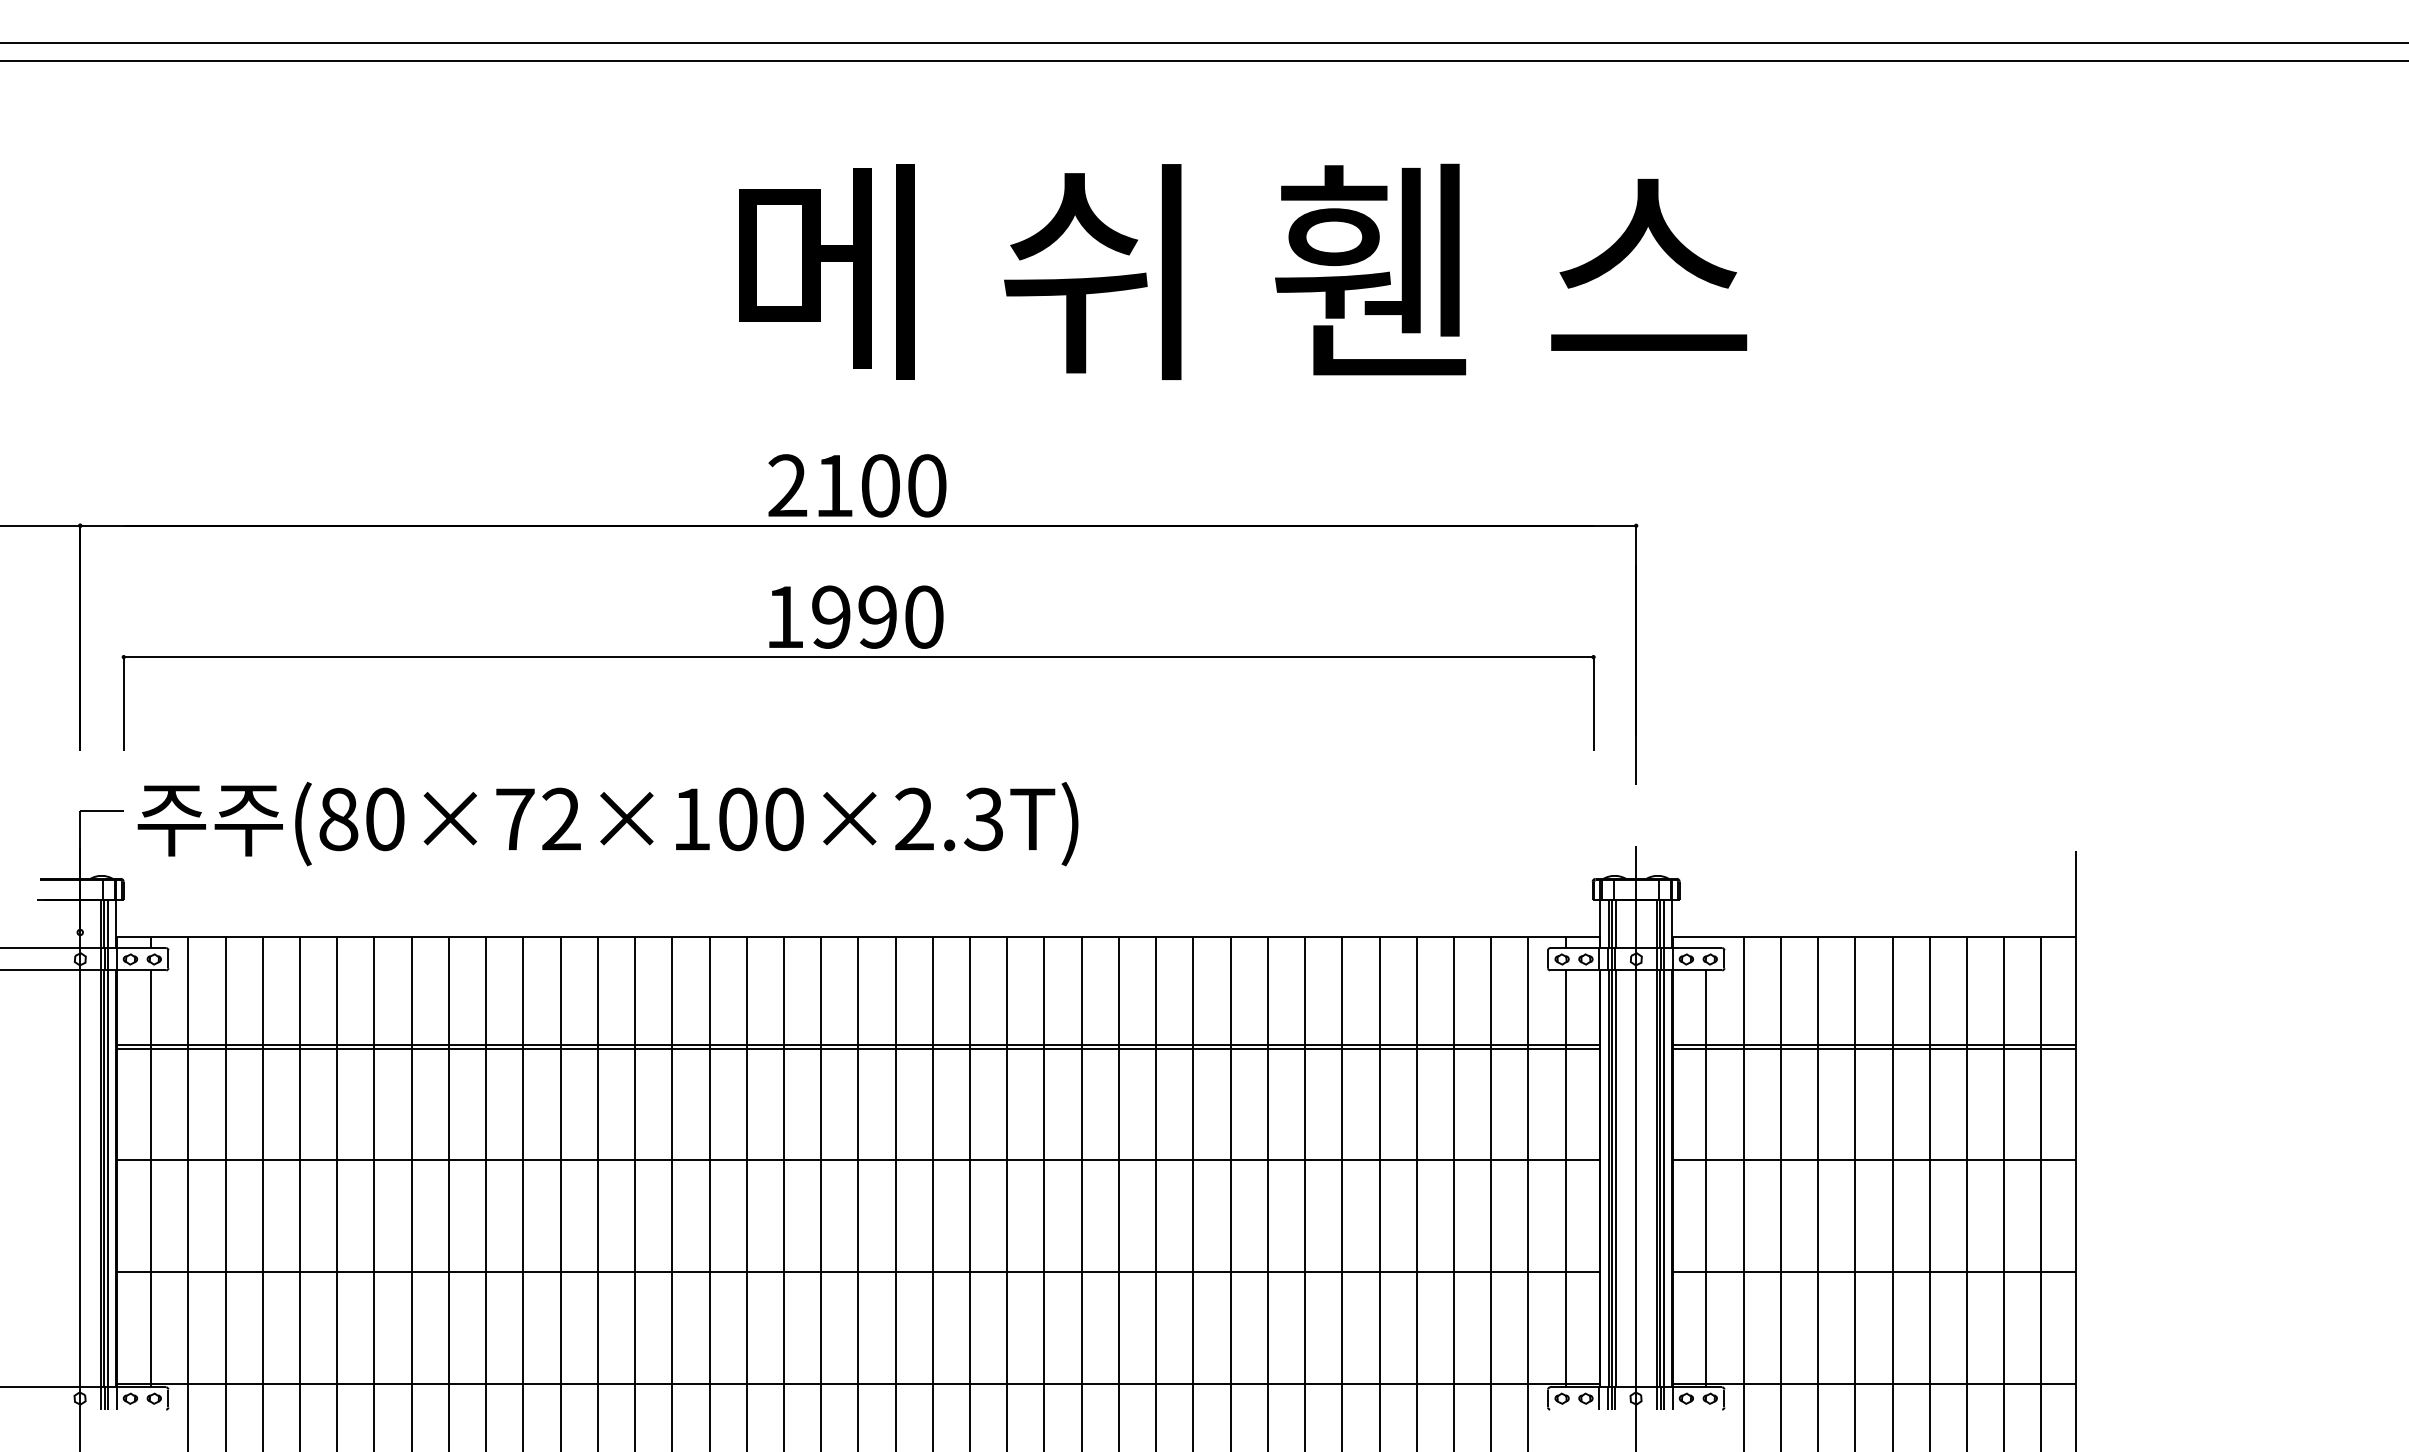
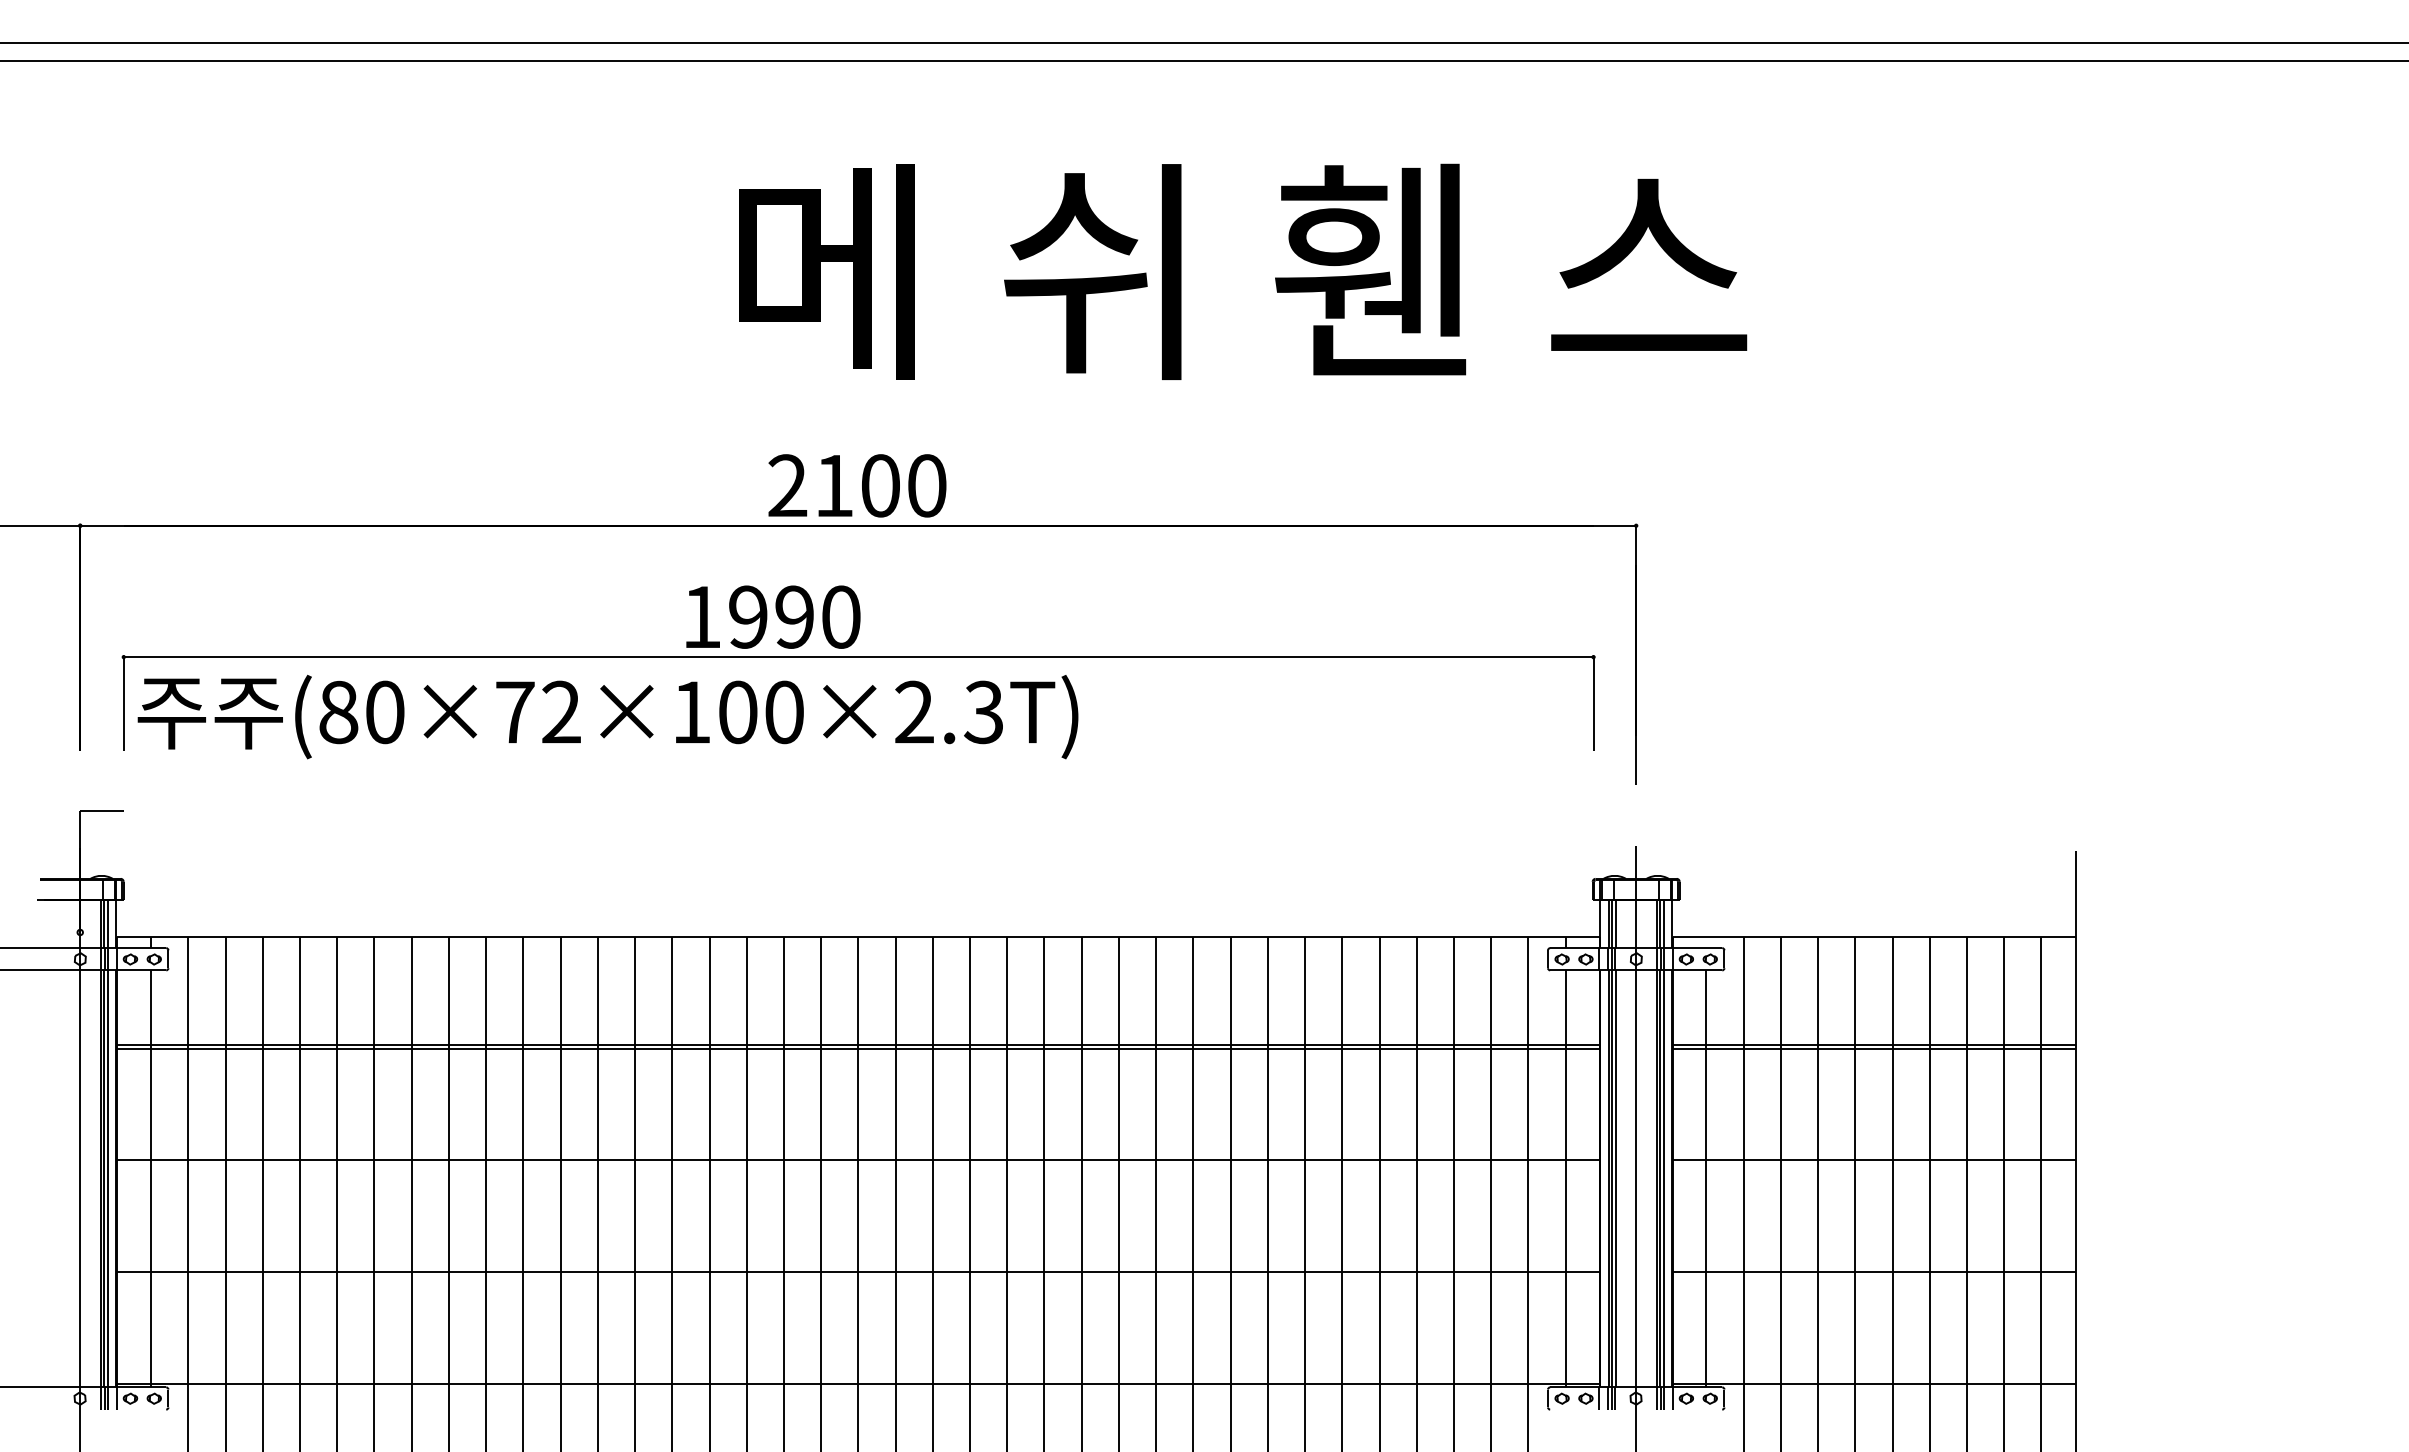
text position: (856, 616) -> (773, 616) (773, 616)
text position: (607, 823) -> (607, 716) (607, 716)
